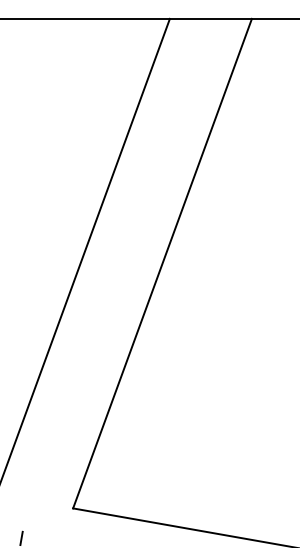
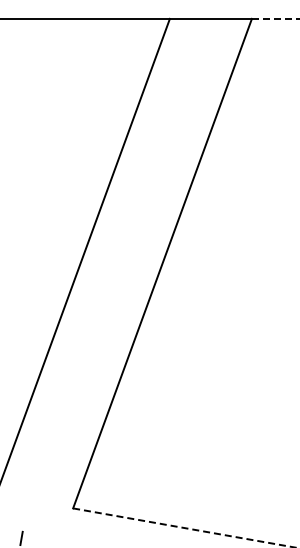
line: solid -> dashed (275, 18)
line: solid -> dashed (185, 528)
